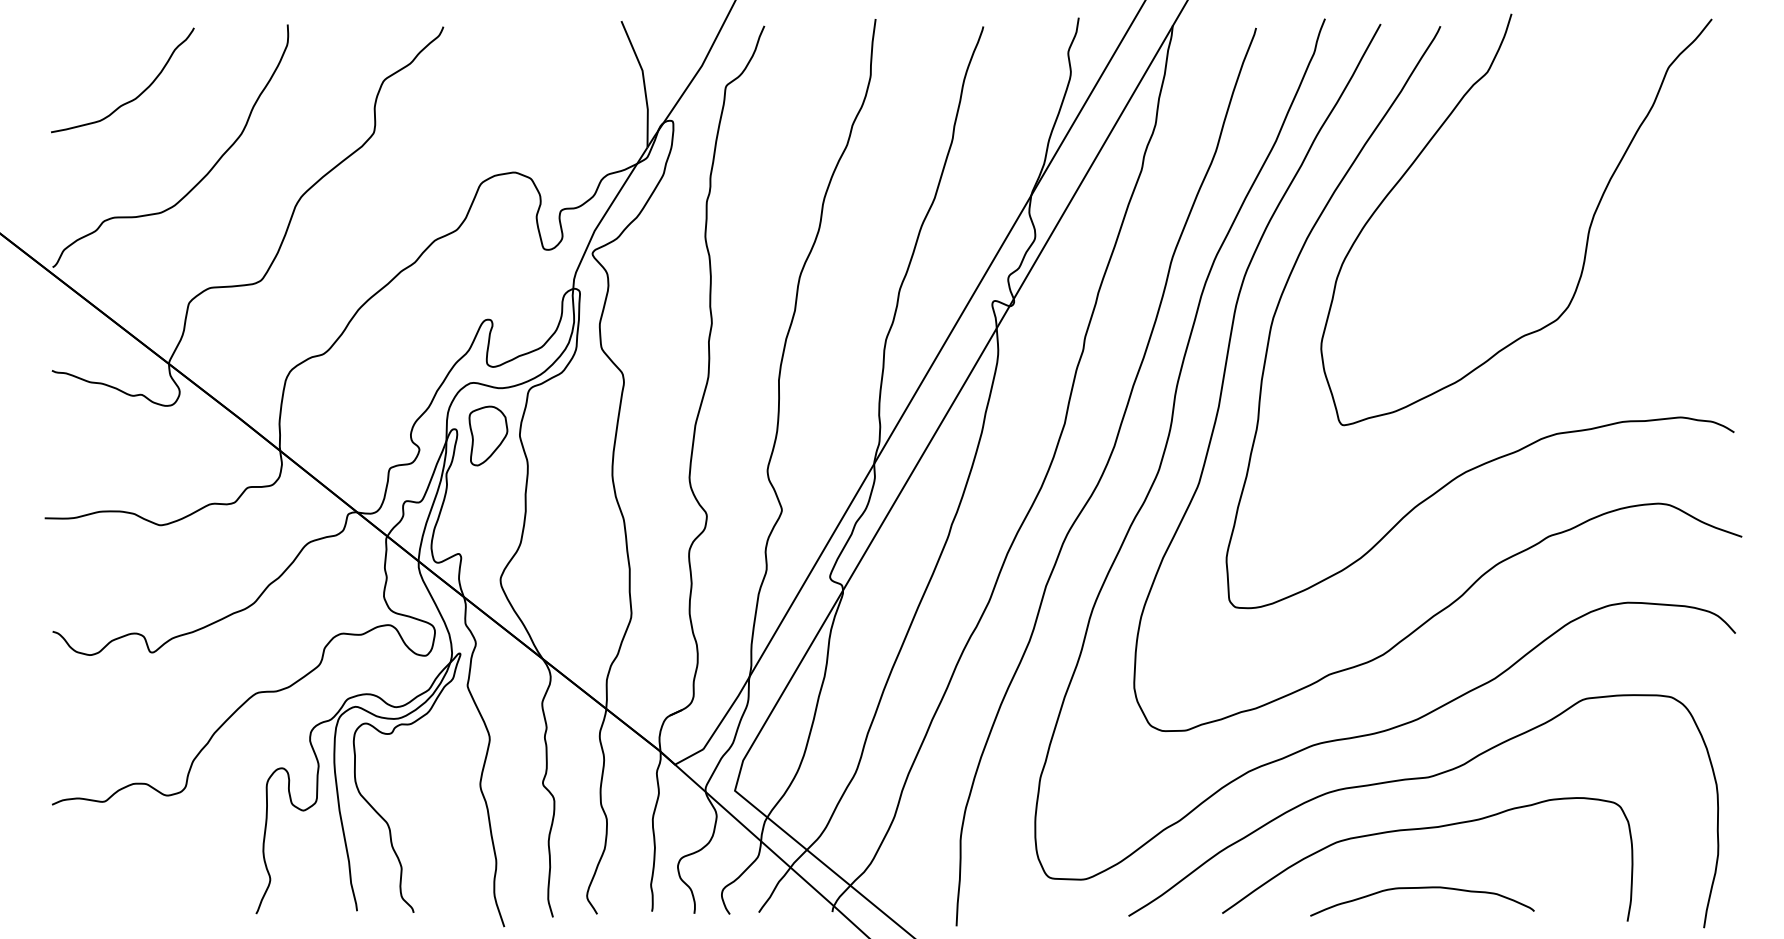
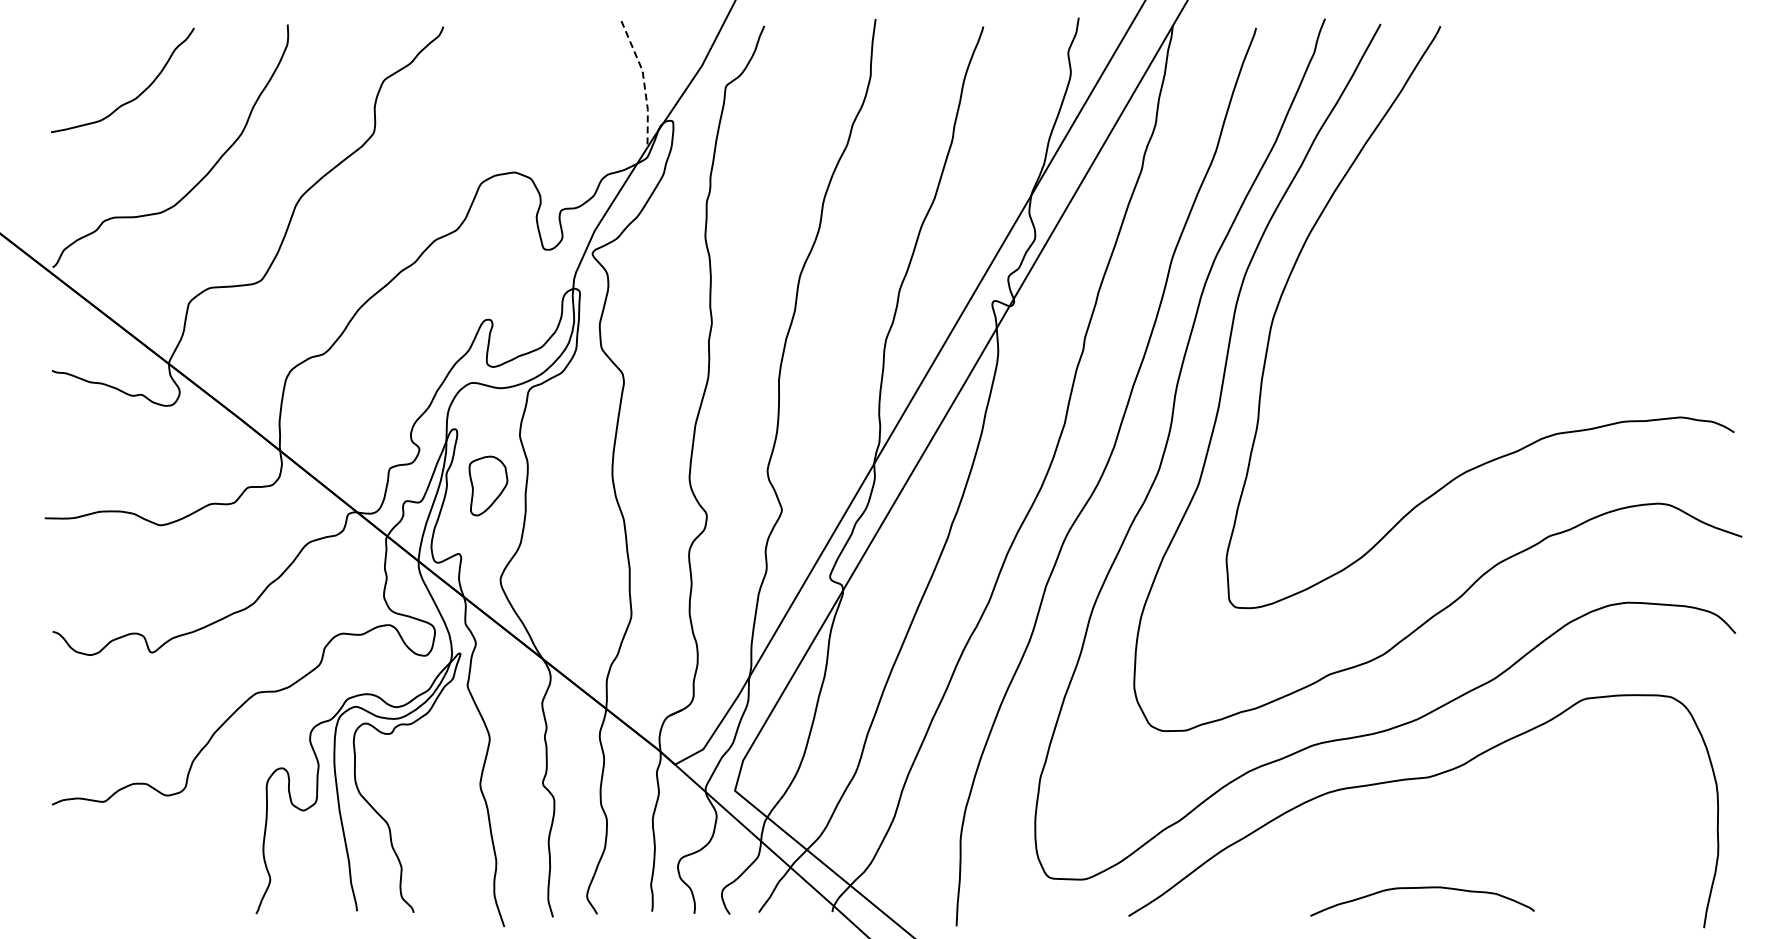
line: solid -> dashed (644, 82)
curve: present -> none (1587, 233)
part position: (488, 435) -> (488, 485) (488, 485)
curve: present -> none (1426, 829)
